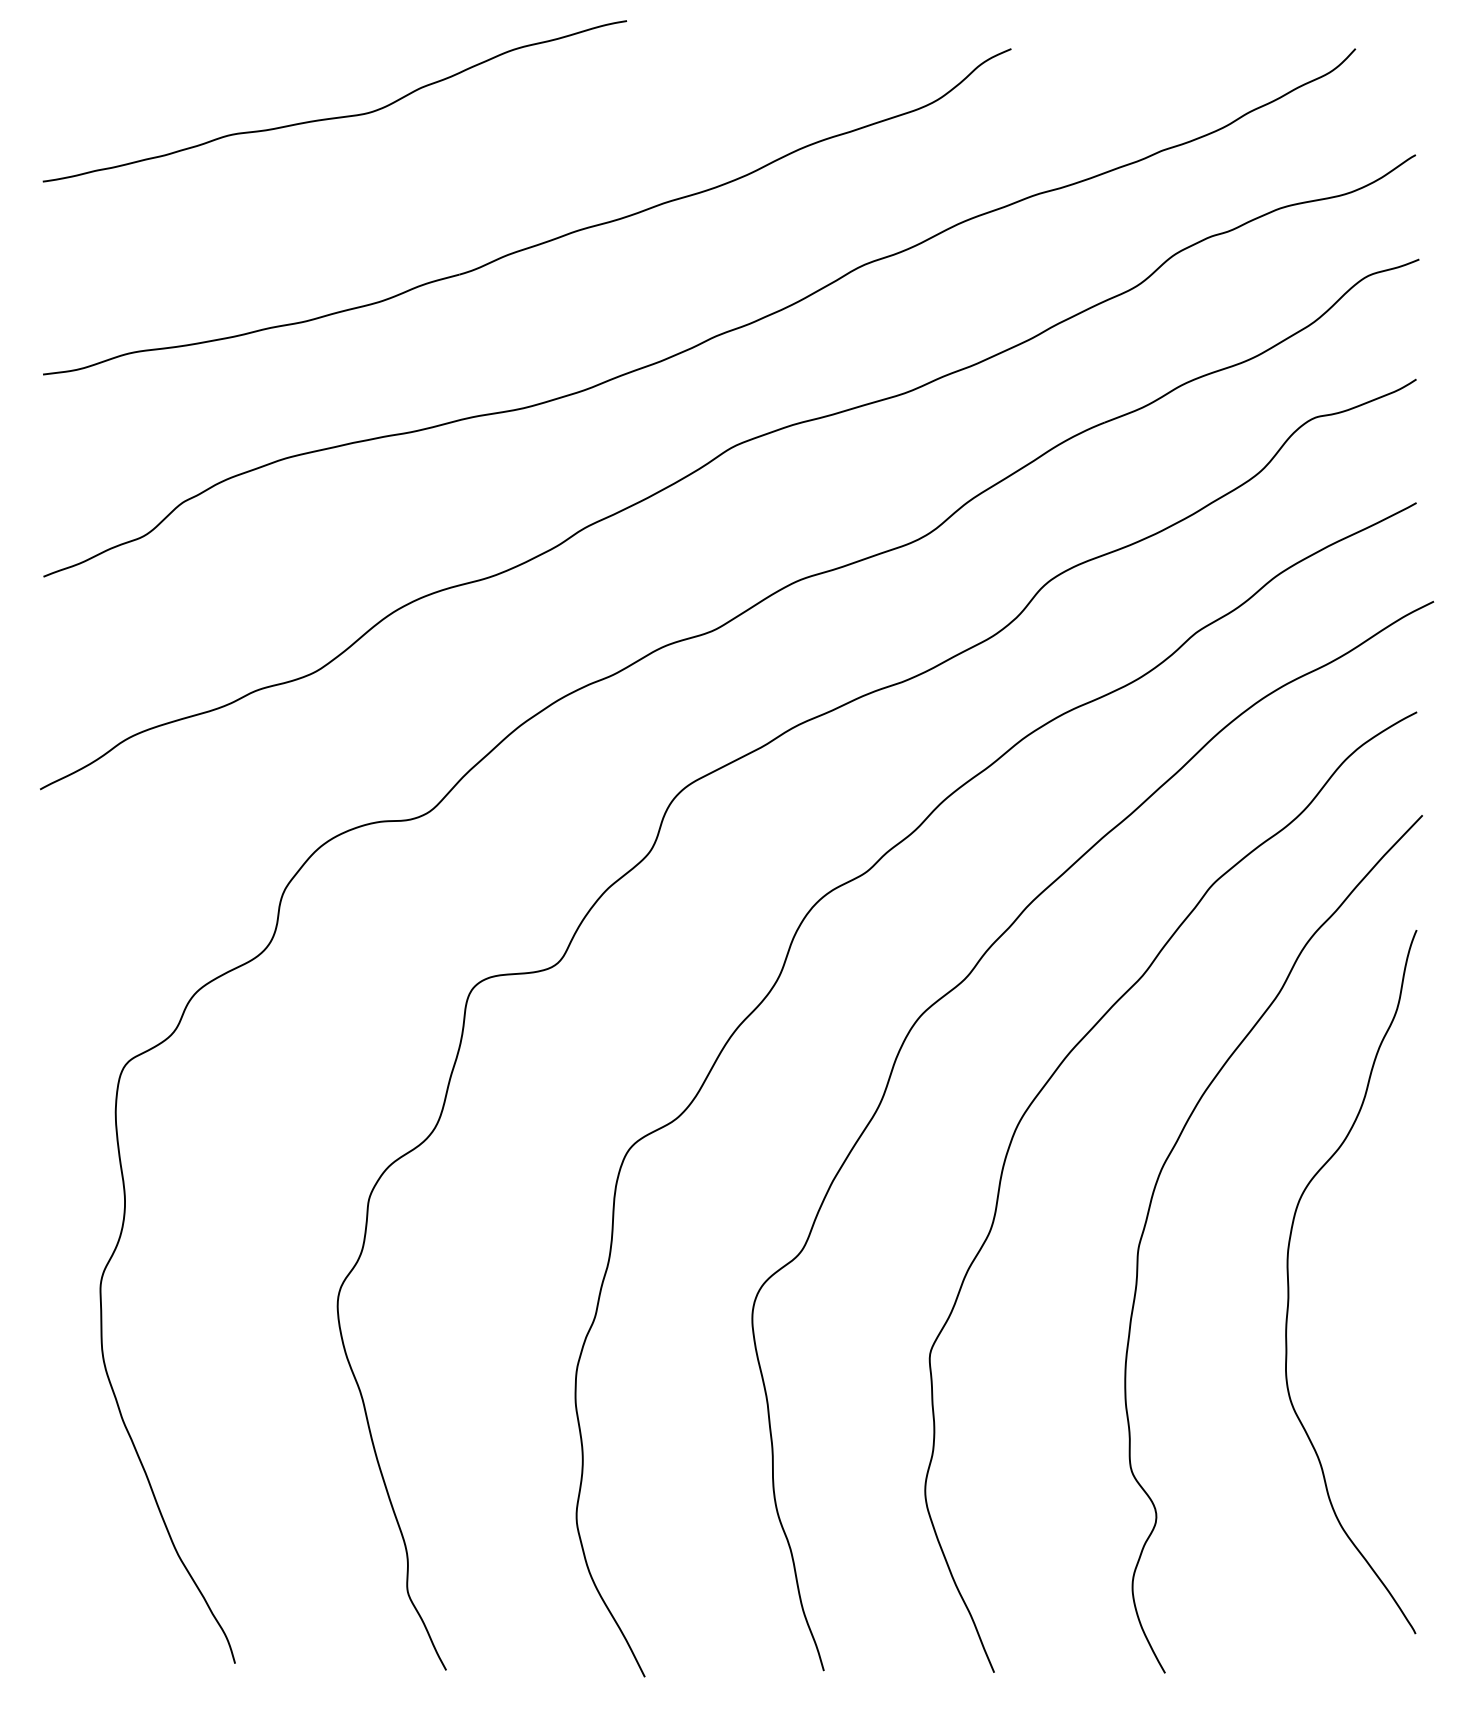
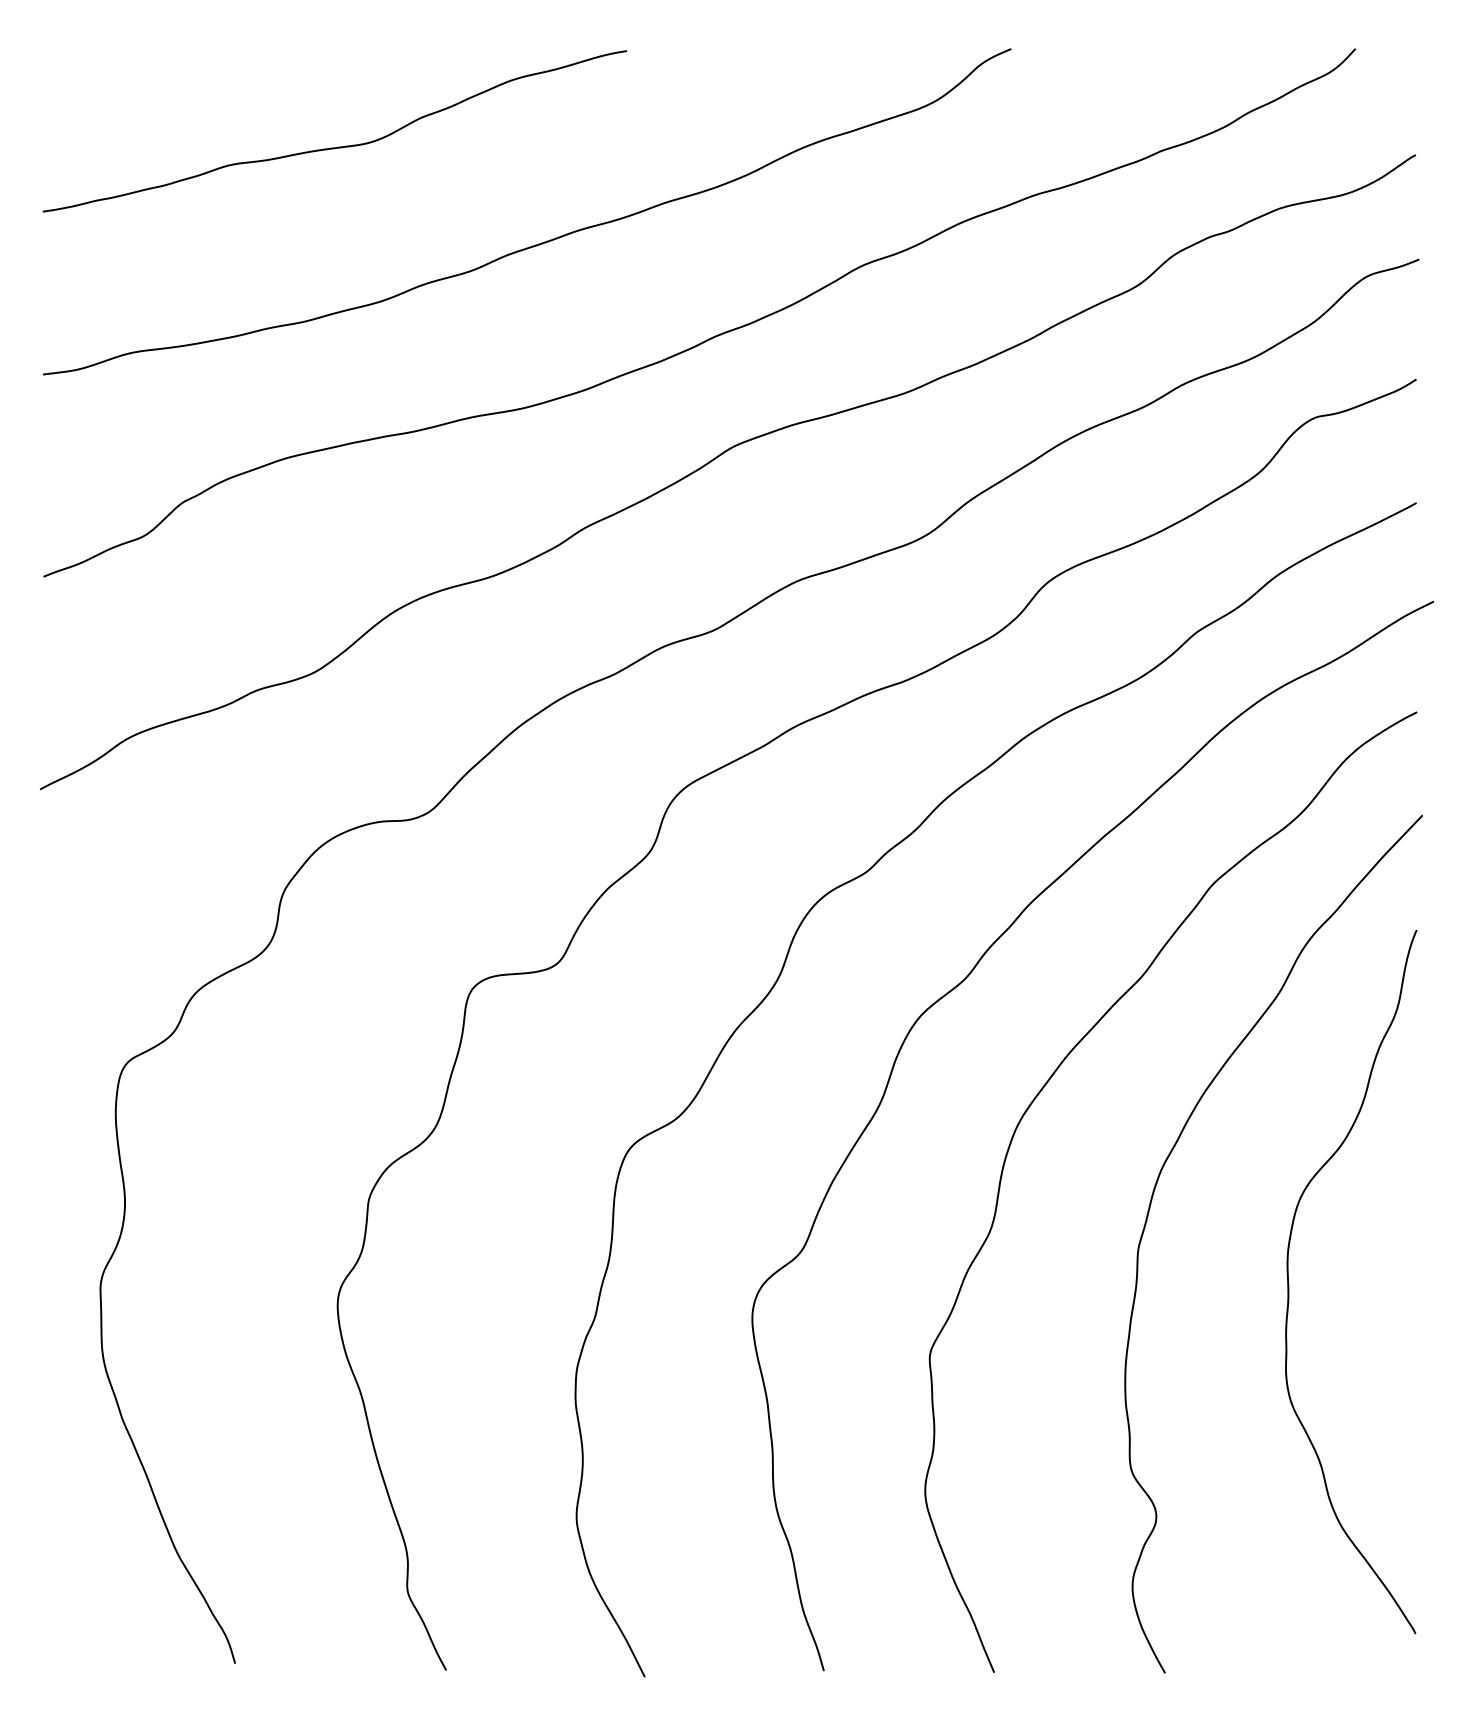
curve position: (338, 116) -> (338, 146) (338, 146)
